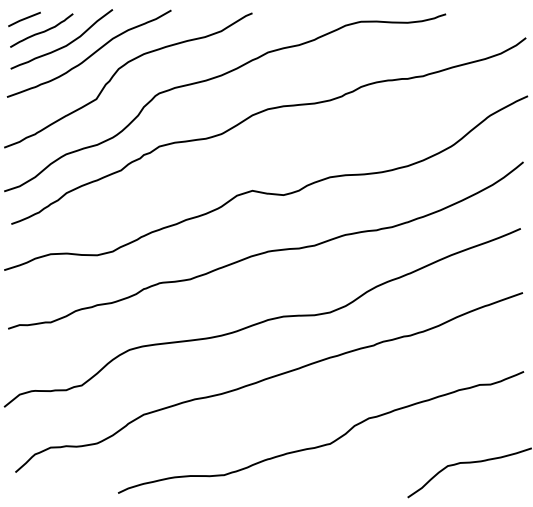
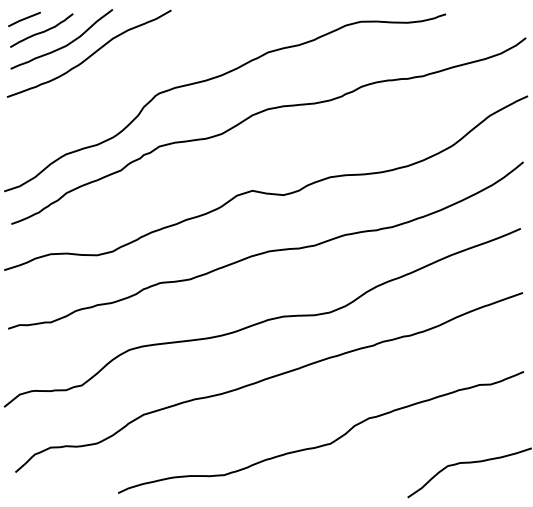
curve: present -> none (117, 72)
